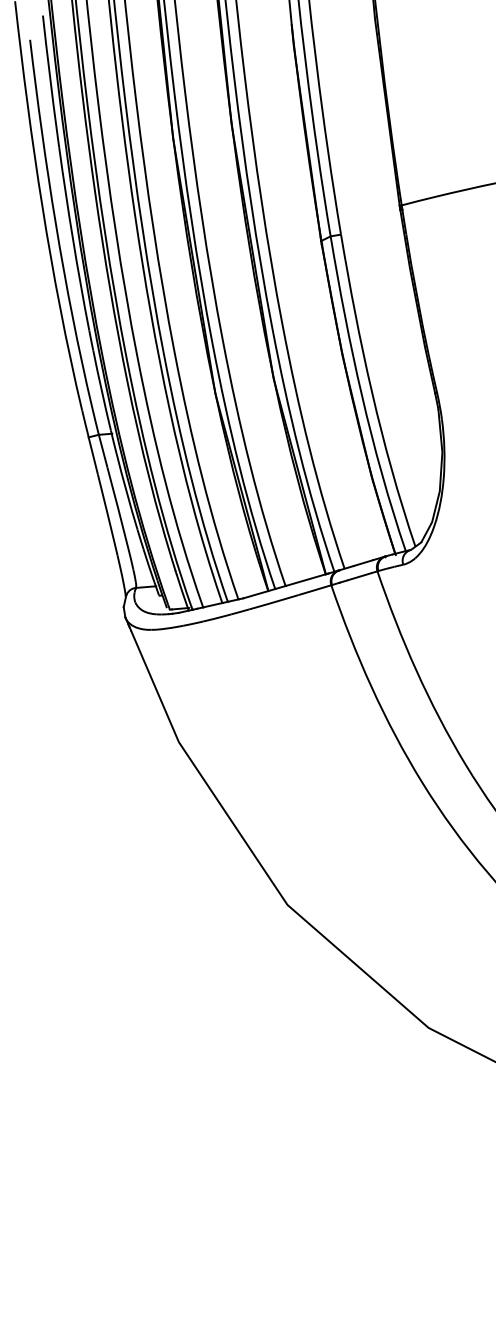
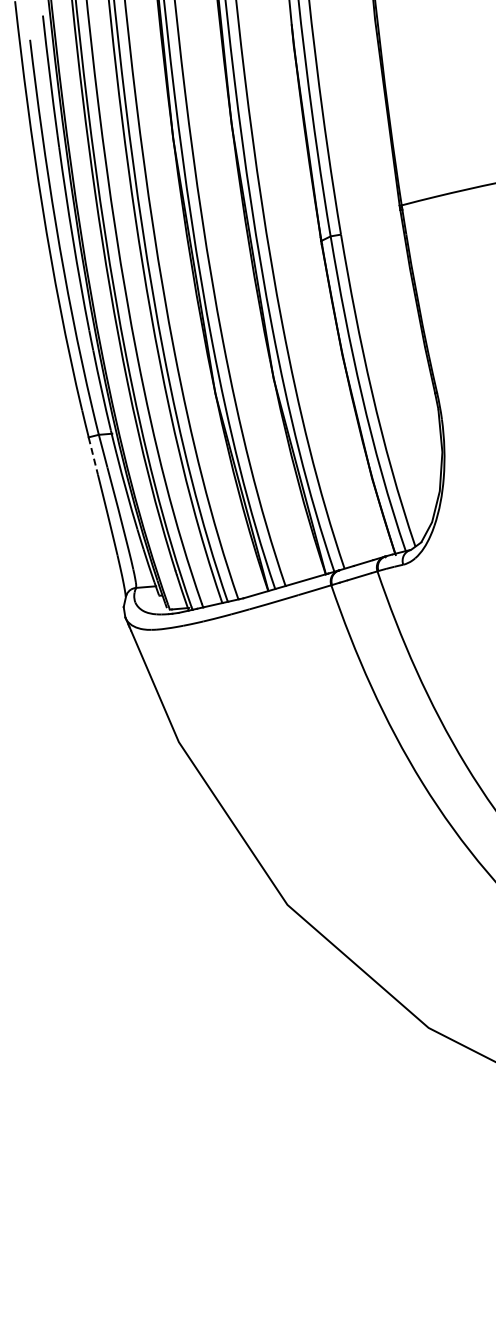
line: solid -> dashed (93, 455)
